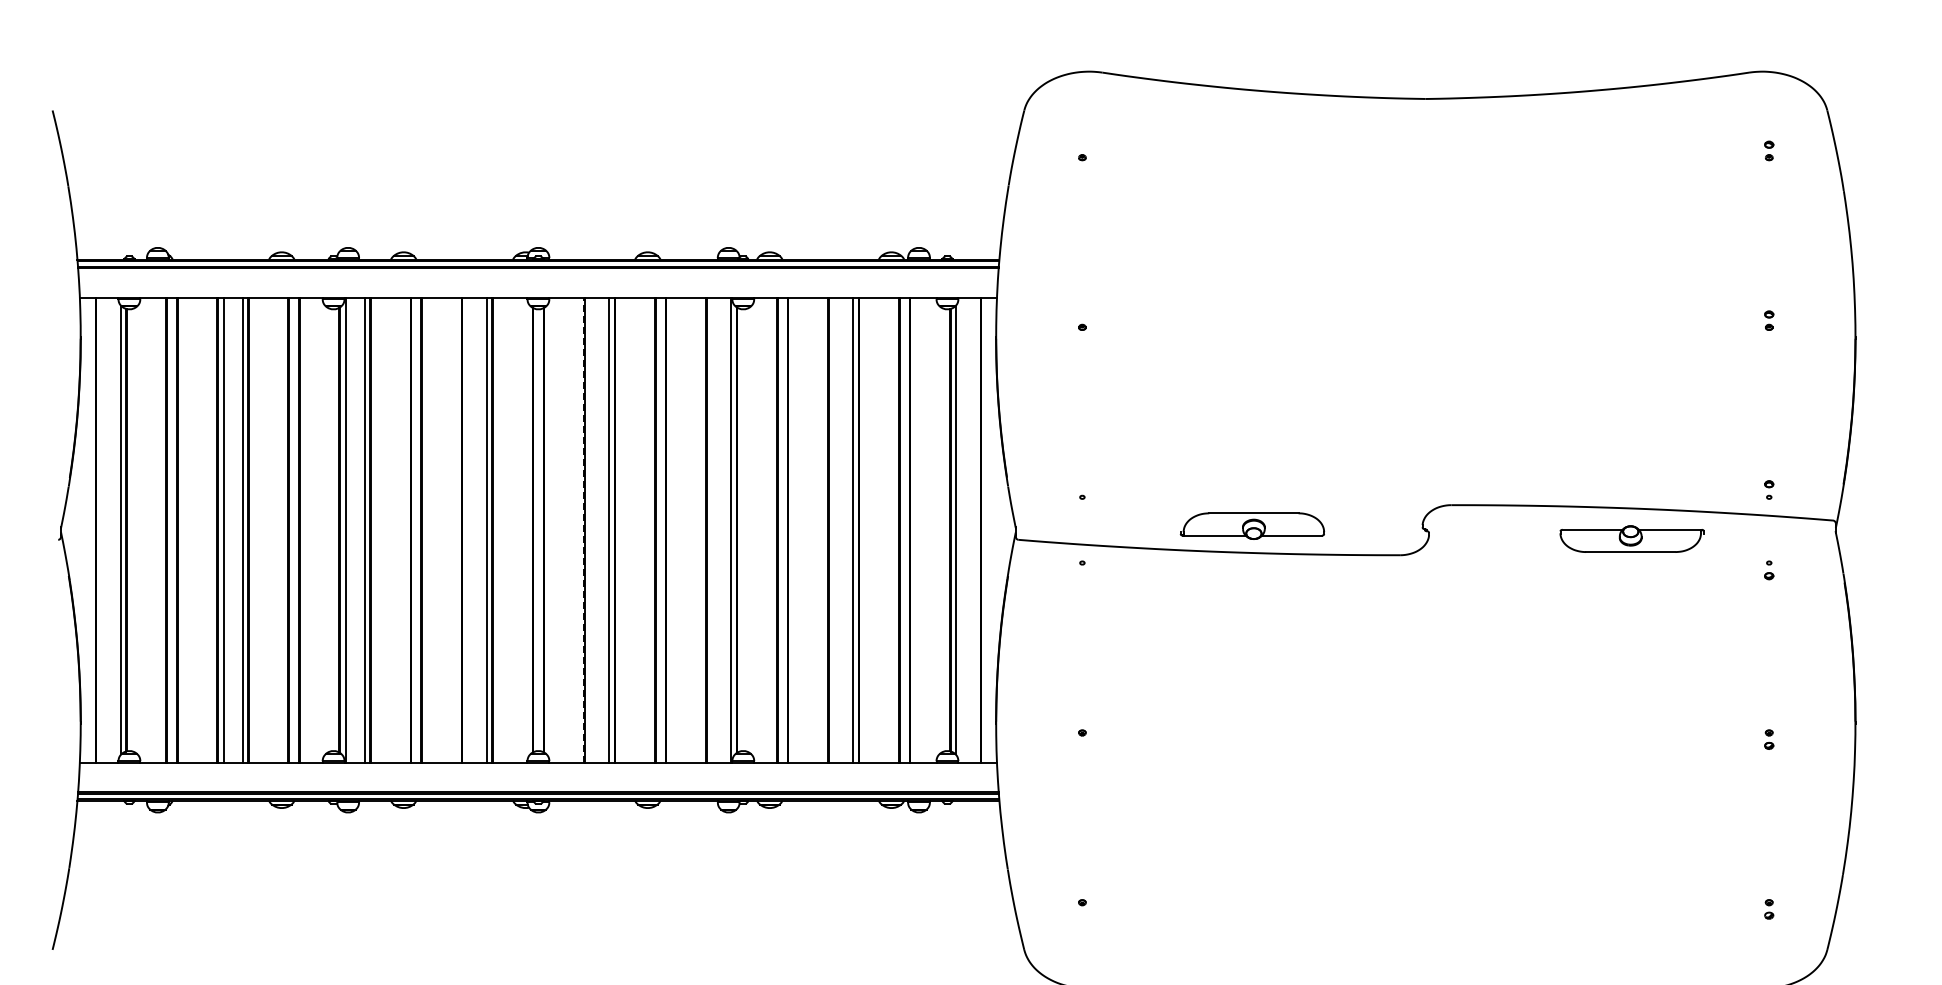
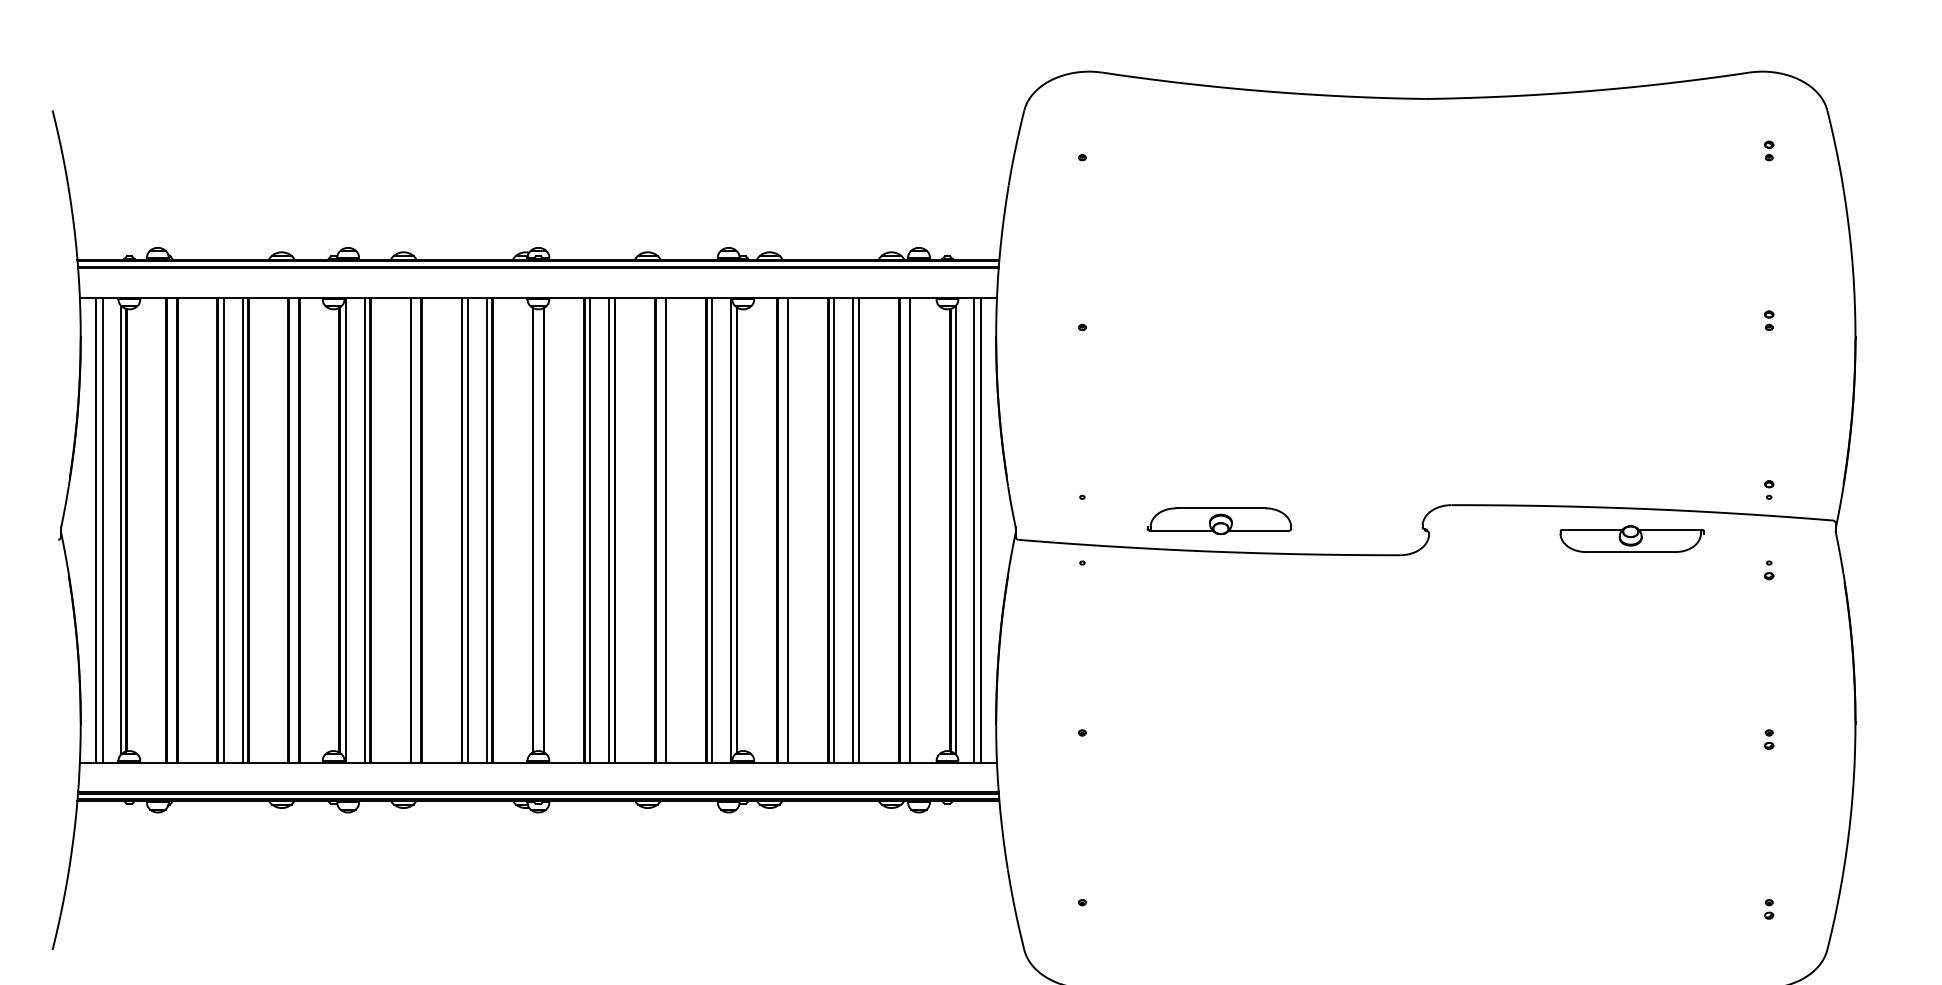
part position: (1252, 525) -> (1219, 520) (1219, 520)
line: none -> present (102, 529)
line: none -> present (467, 529)
line: none -> present (589, 529)
line: none -> present (711, 529)
line: none -> present (833, 529)
line: none -> present (974, 529)
line: dashed -> solid (583, 530)
